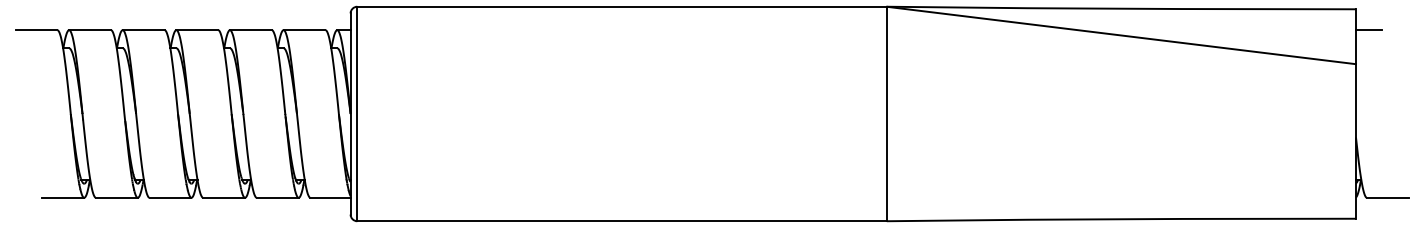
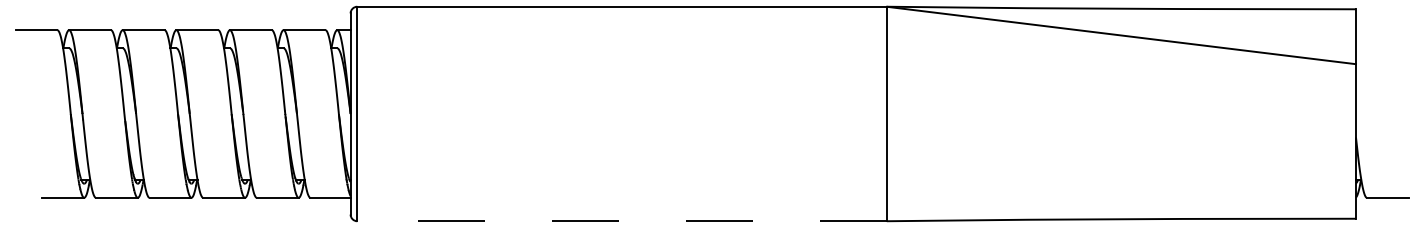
line: present -> none (1368, 30)
line: solid -> dashed (622, 221)
